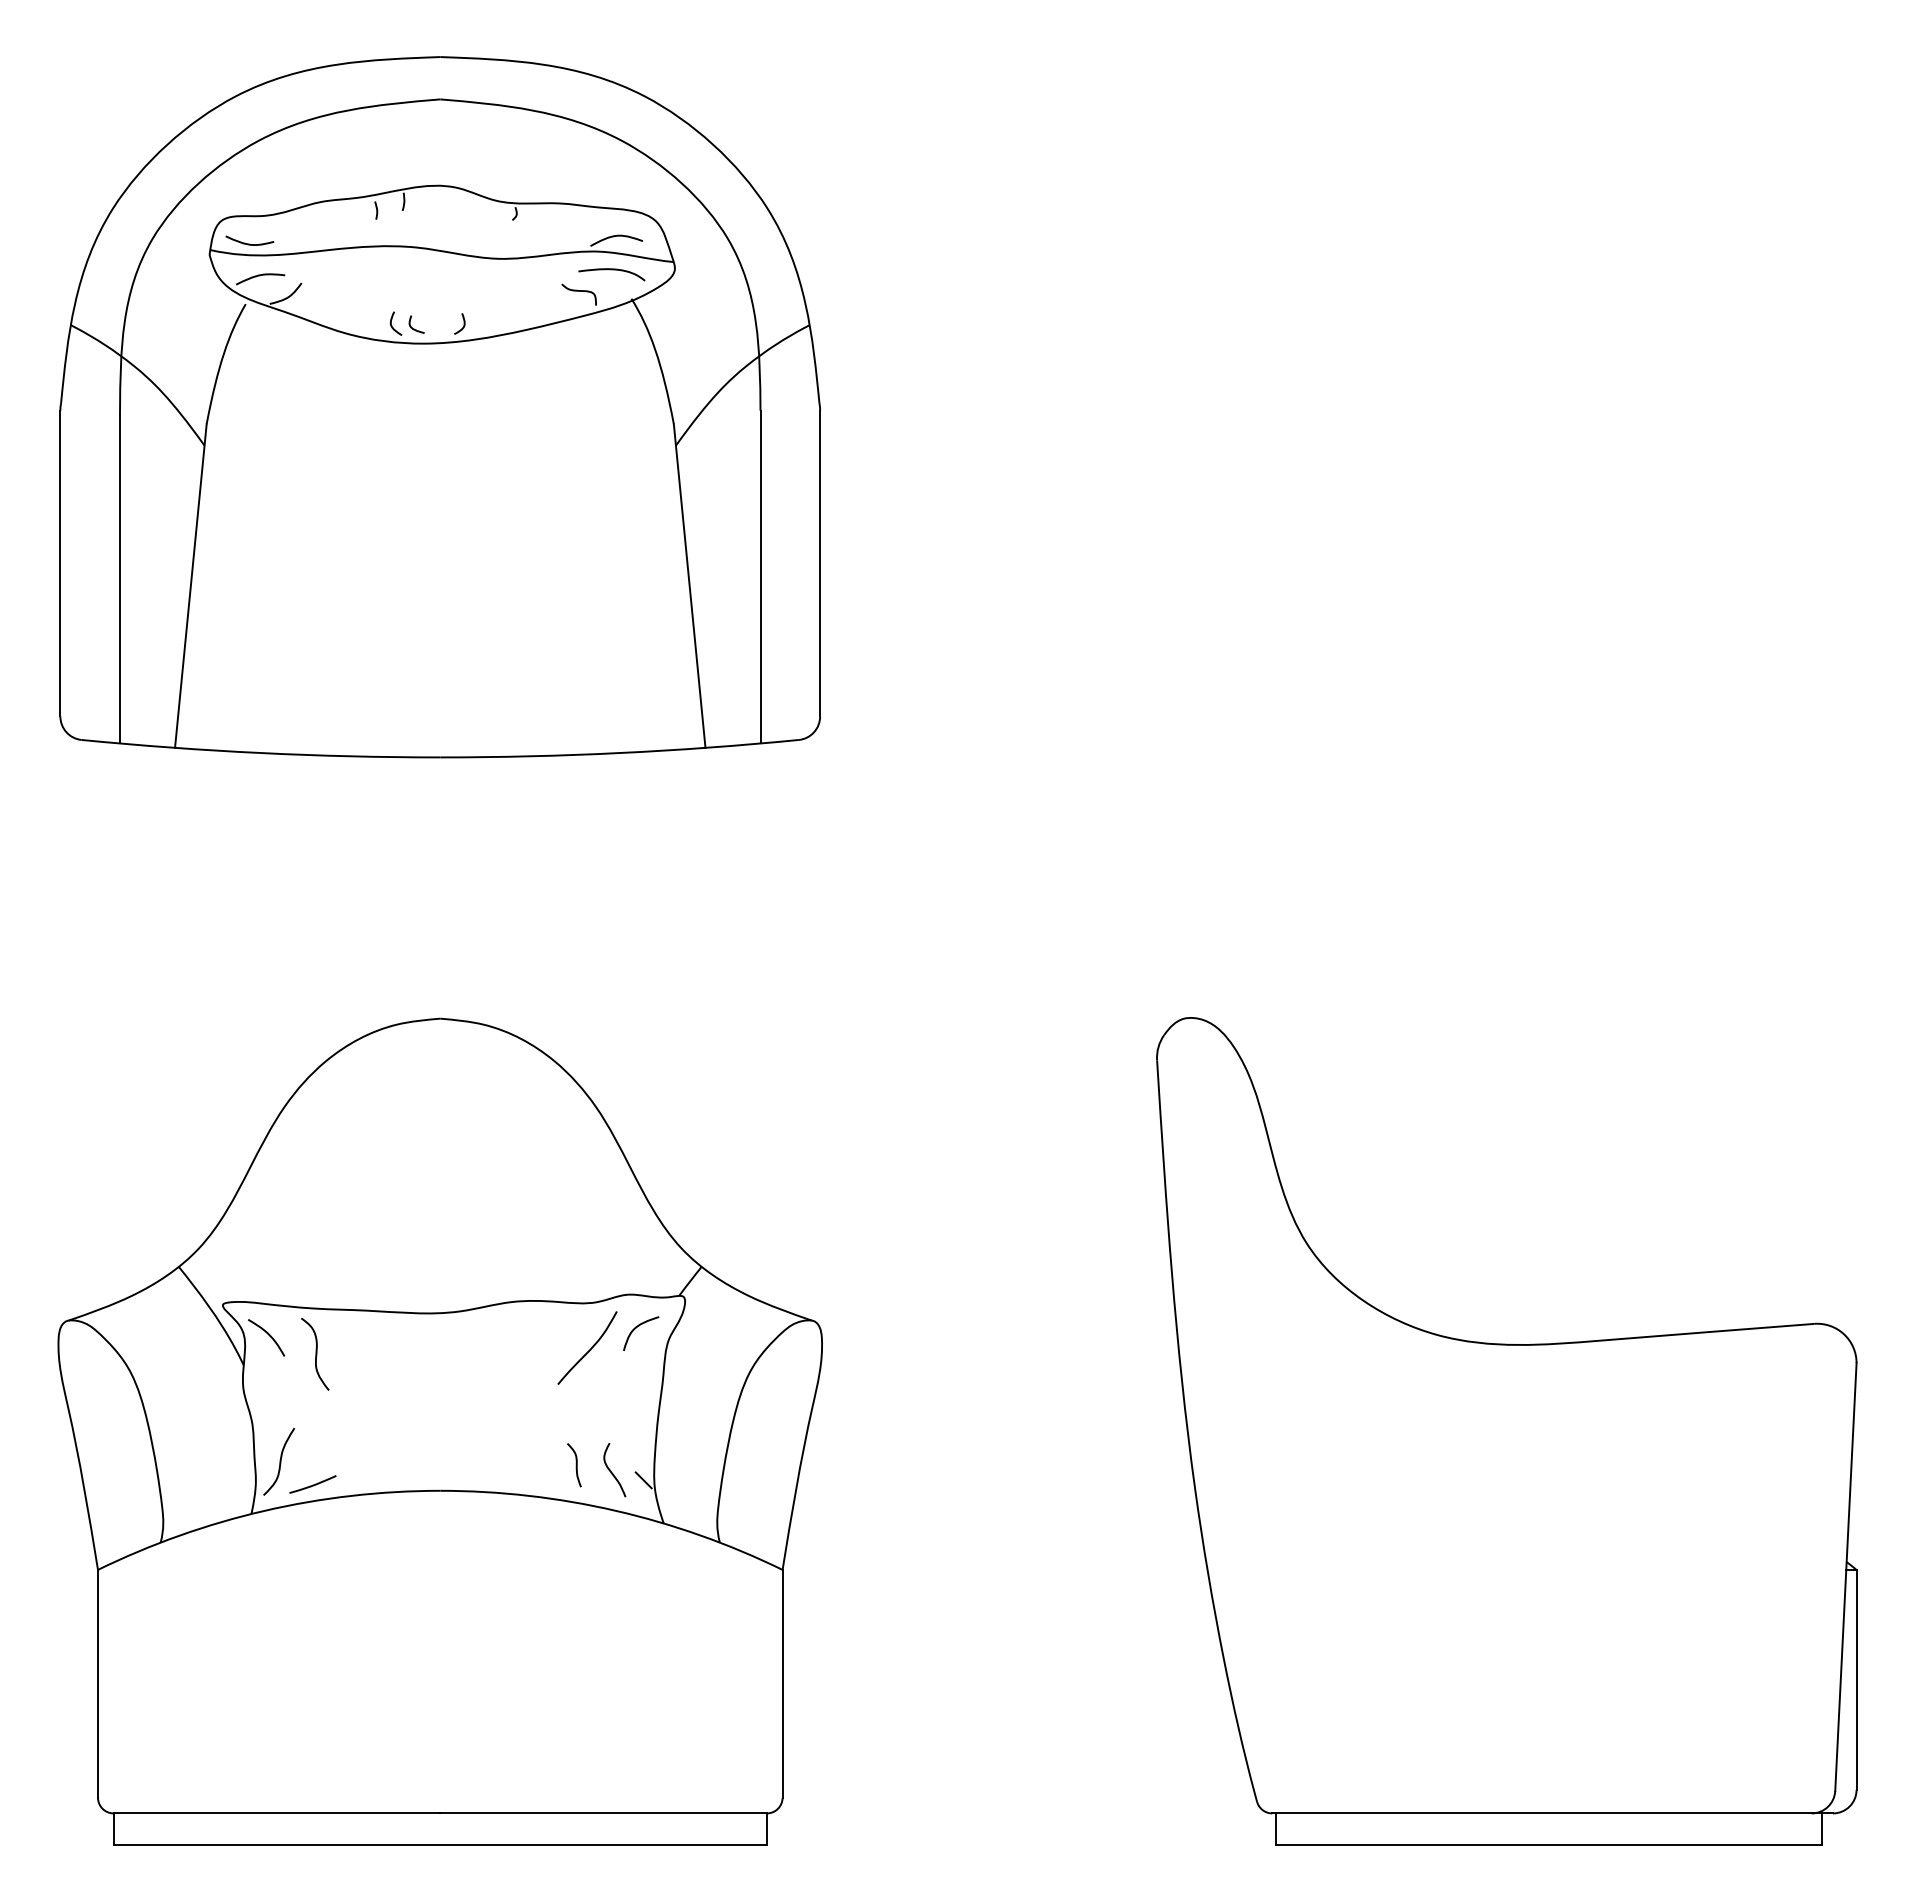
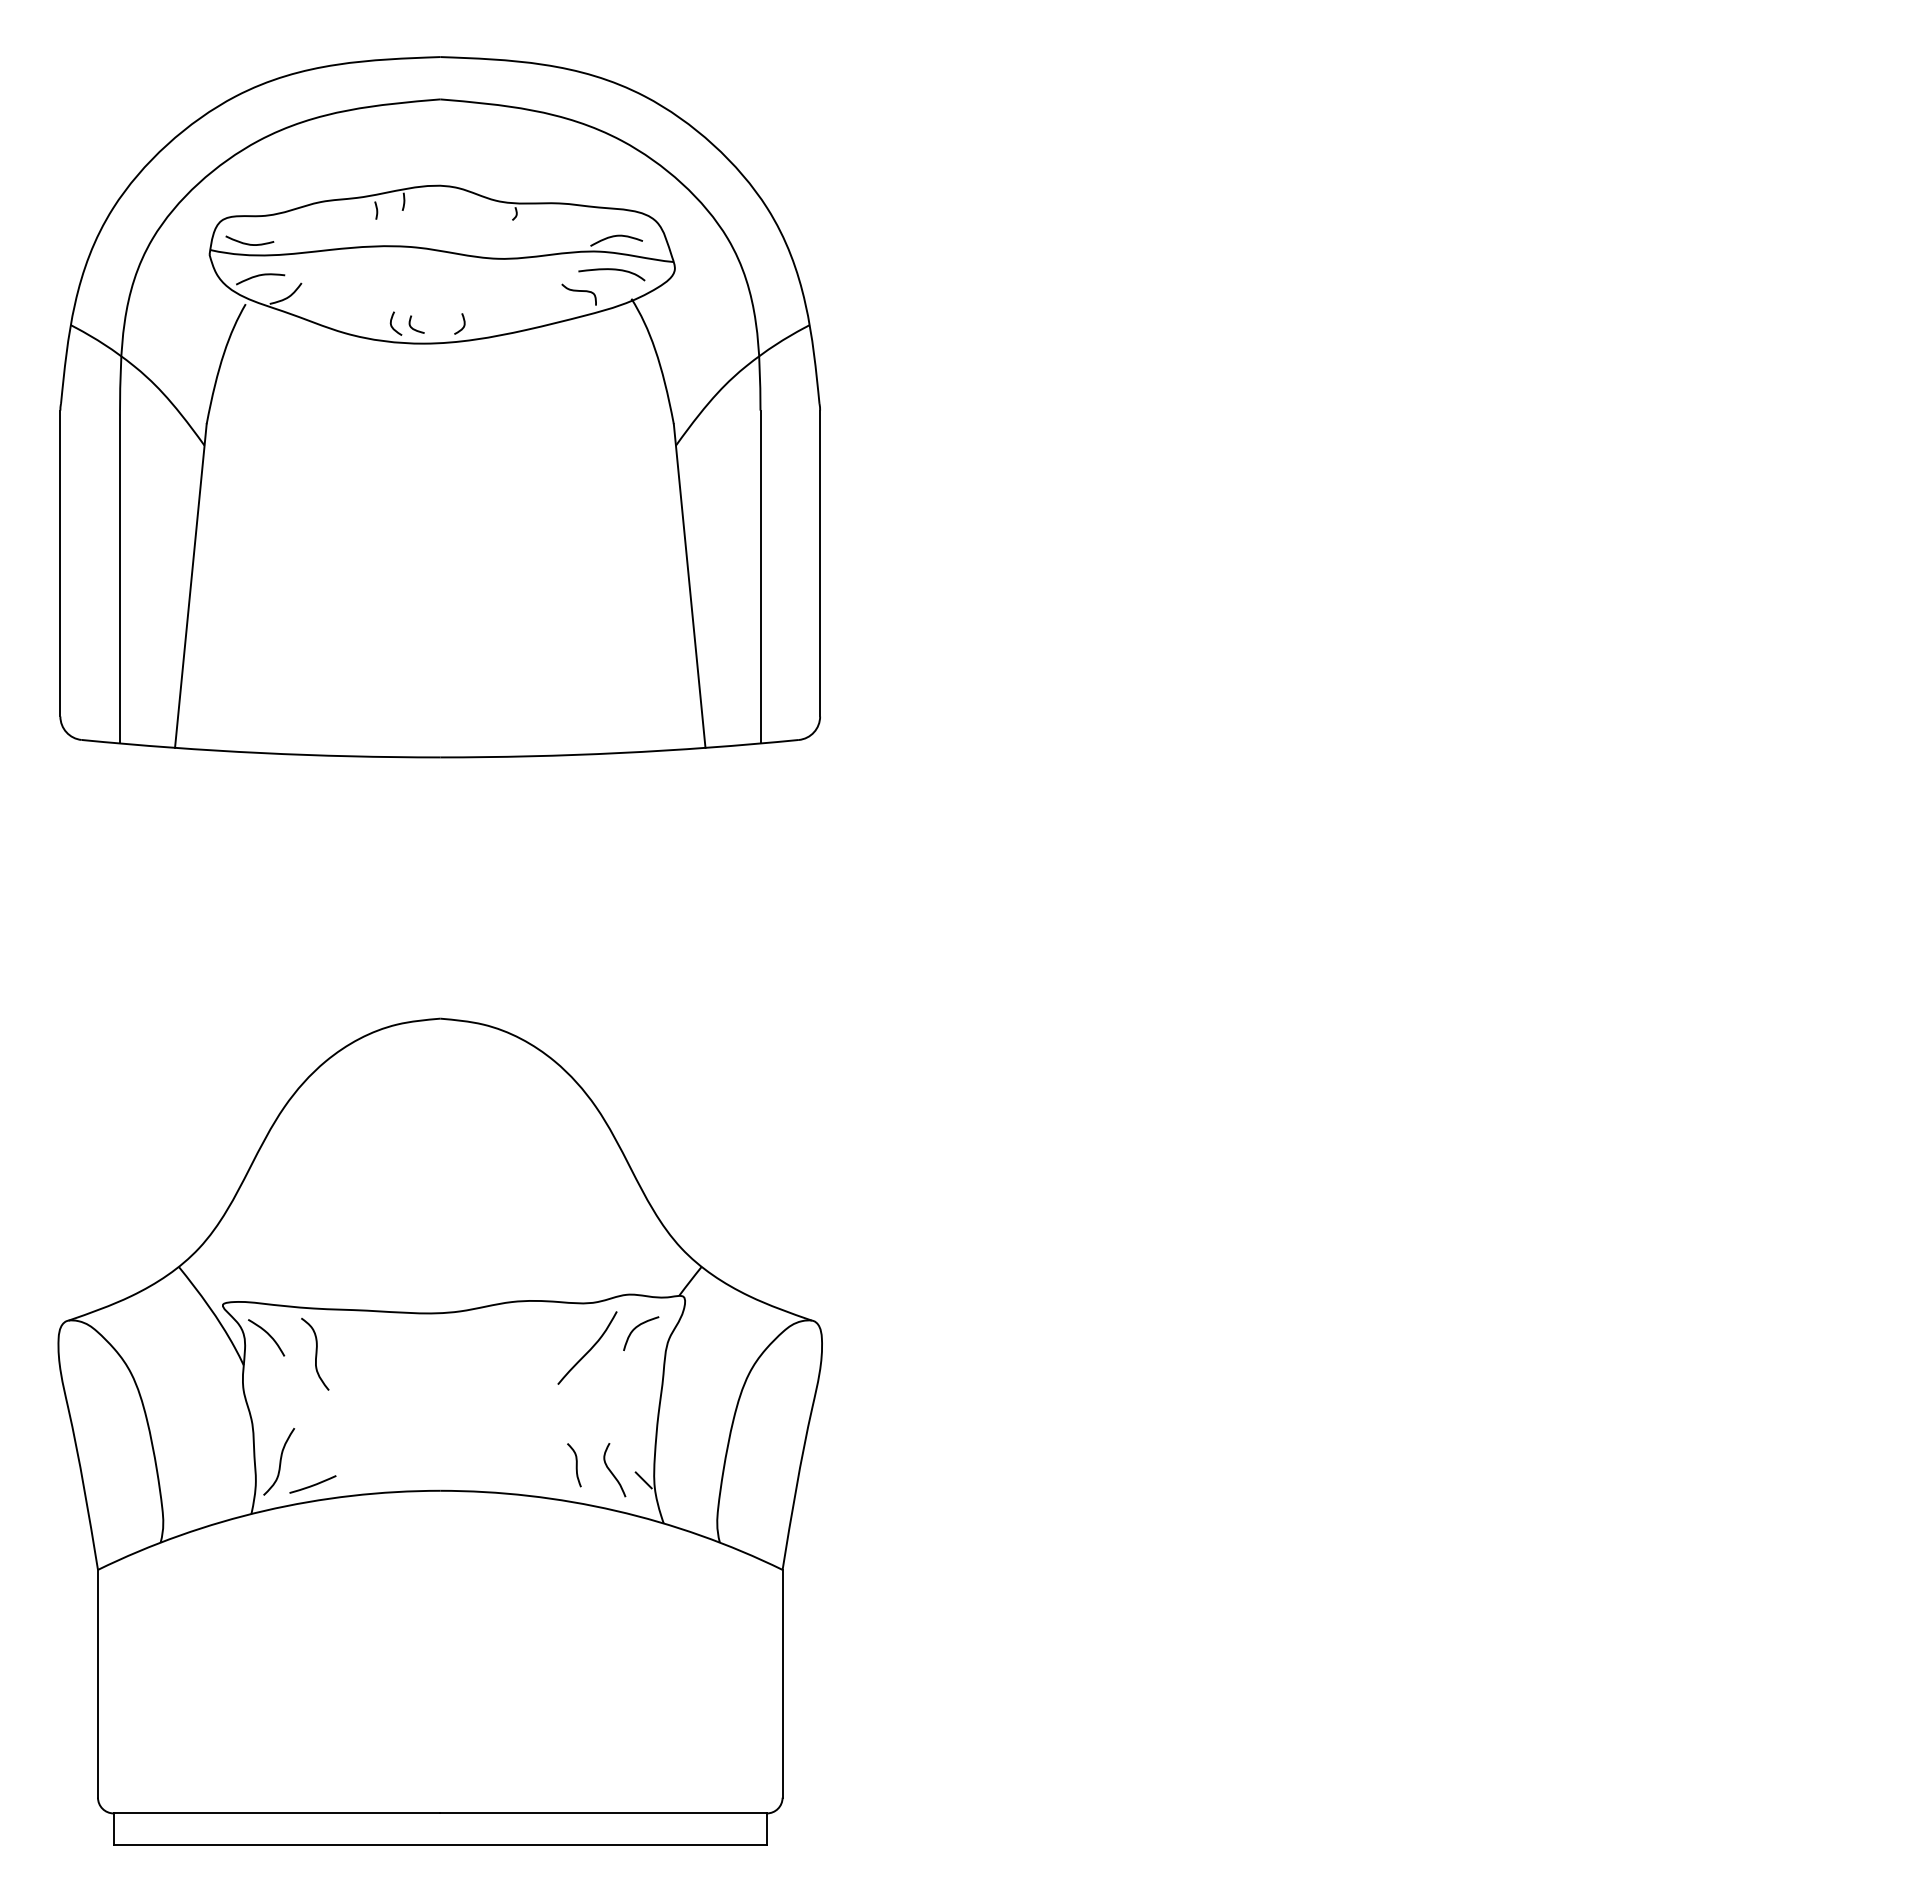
part: present -> none (1506, 1431)
